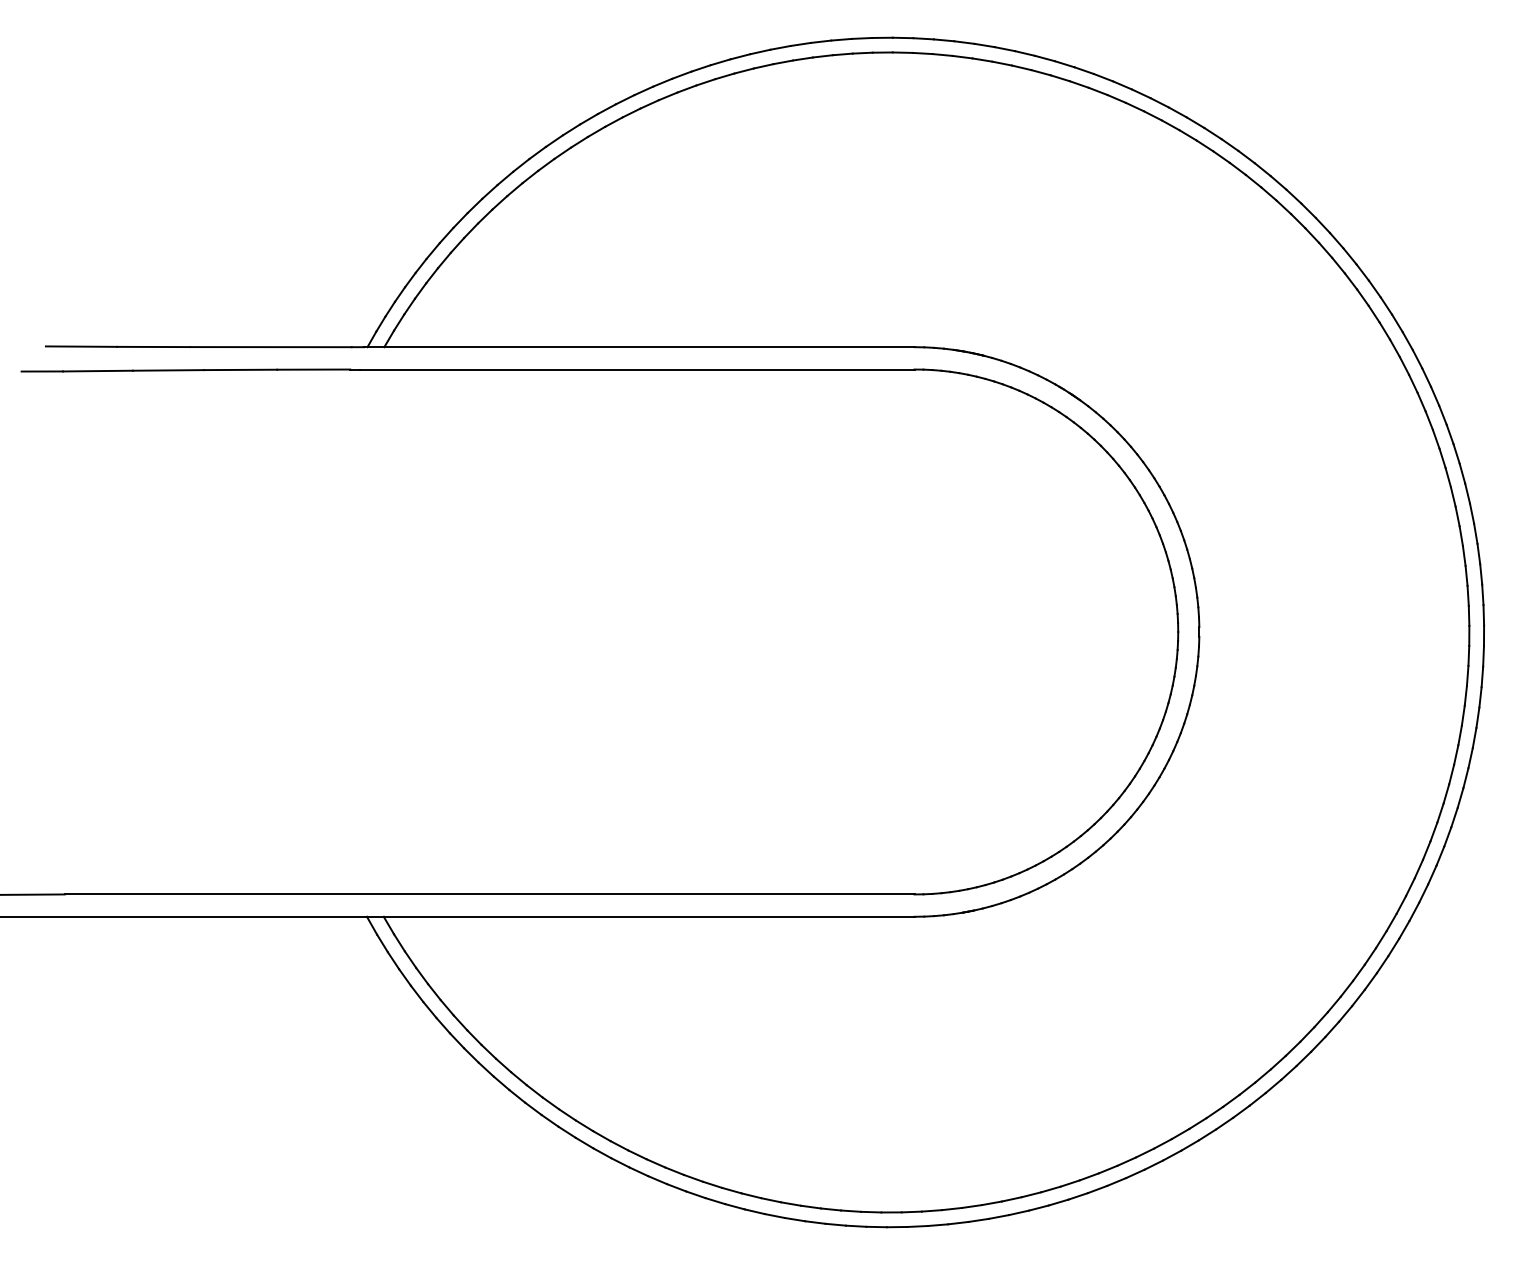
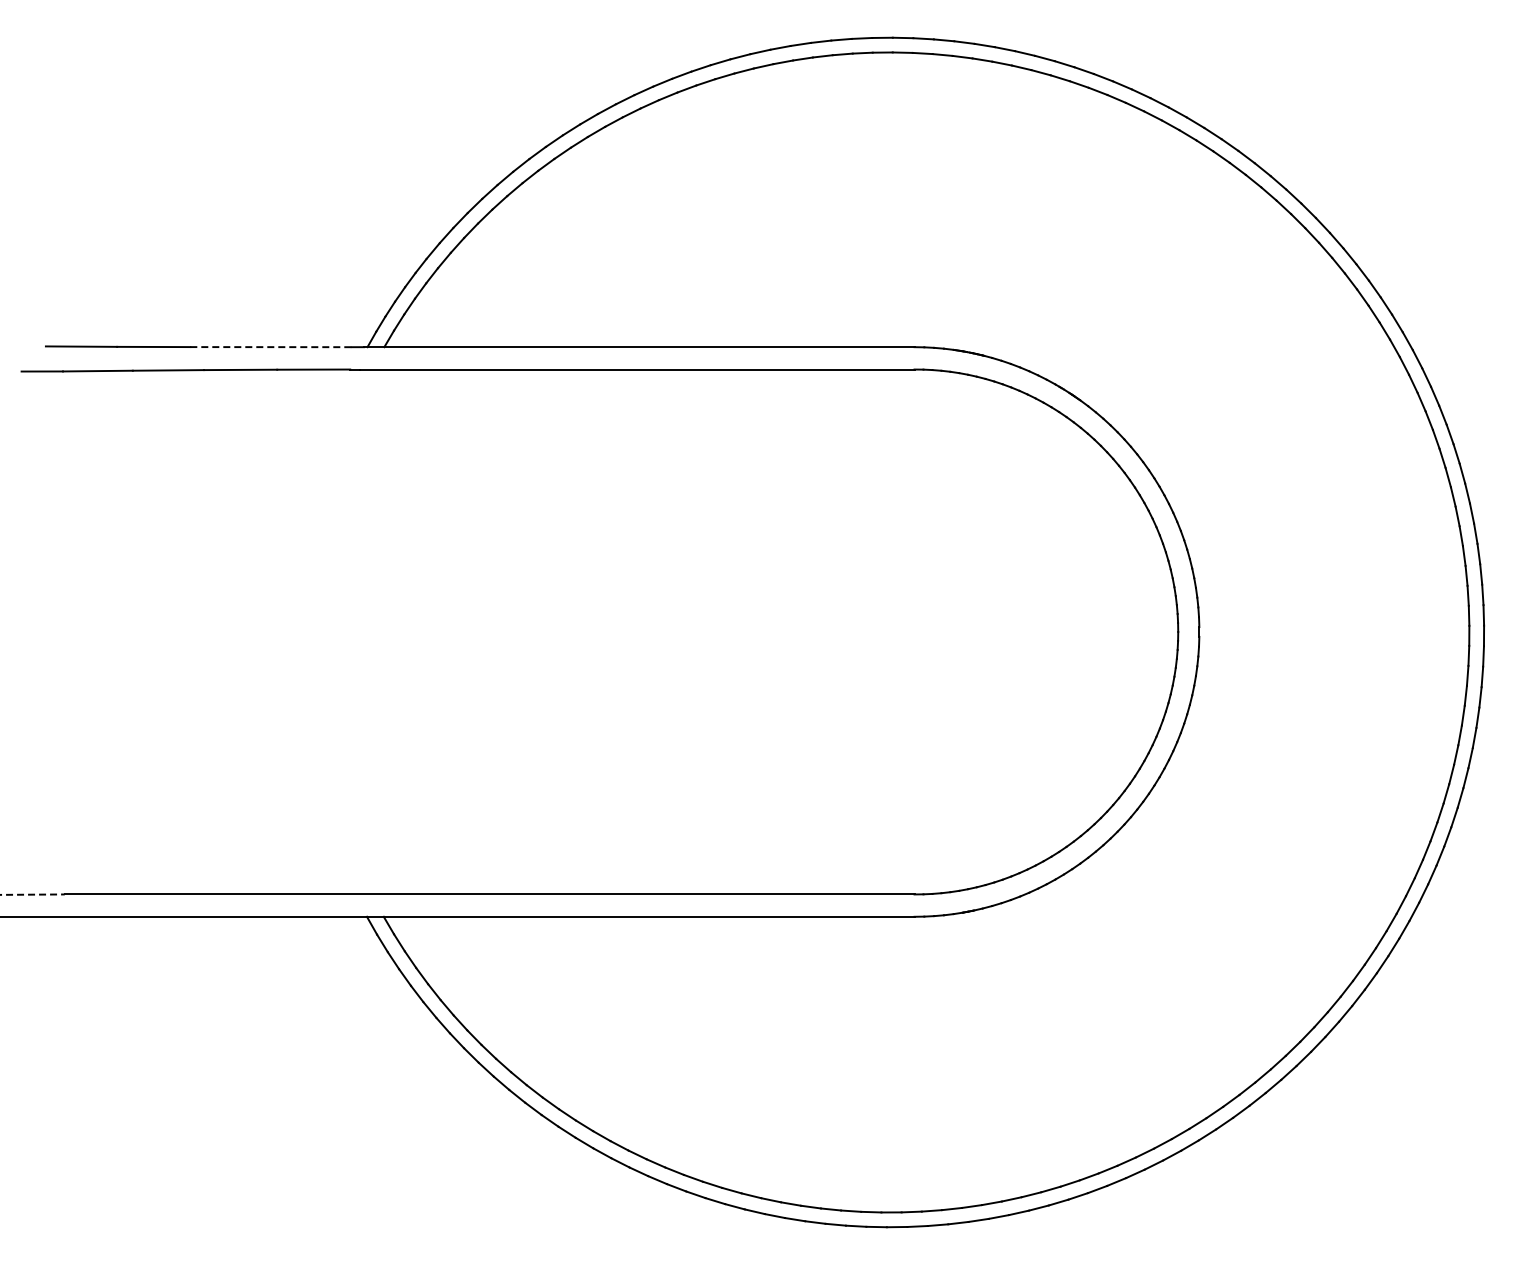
line: solid -> dashed (271, 347)
line: solid -> dashed (32, 894)
